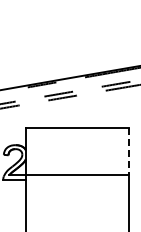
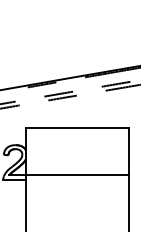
line: dashed -> solid (128, 152)
